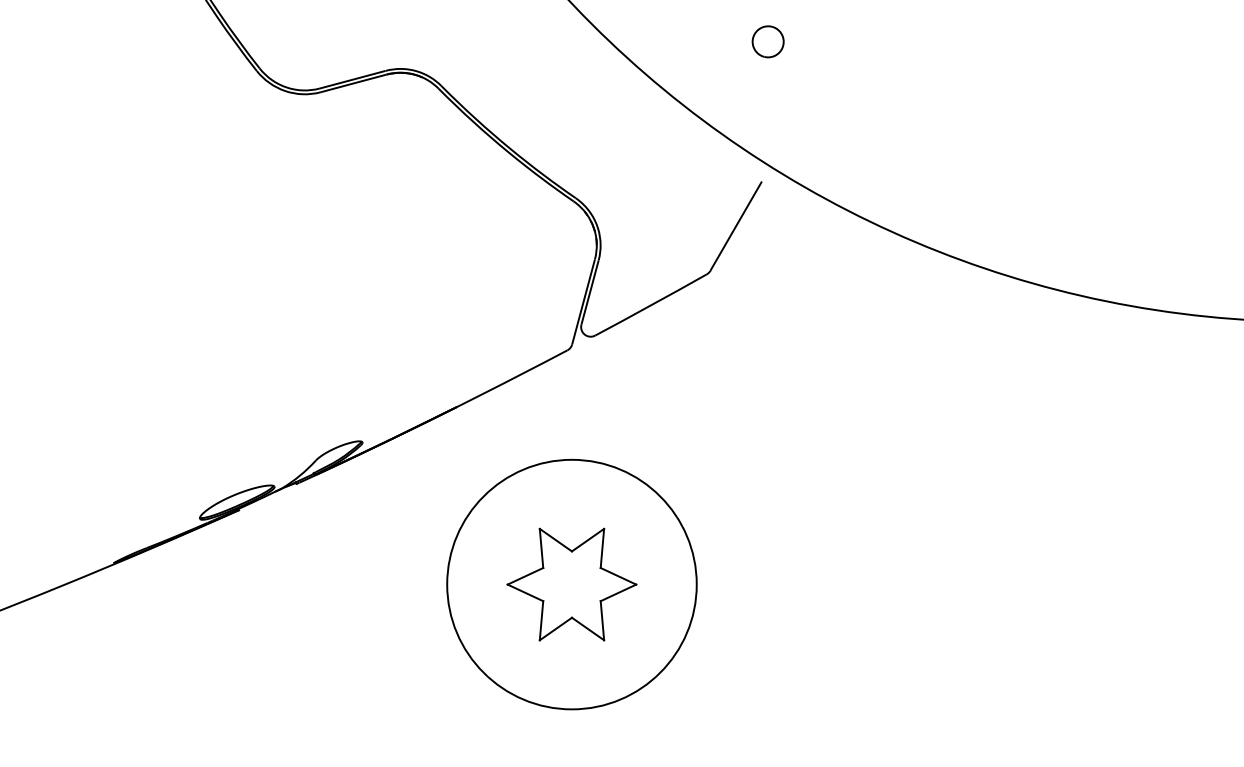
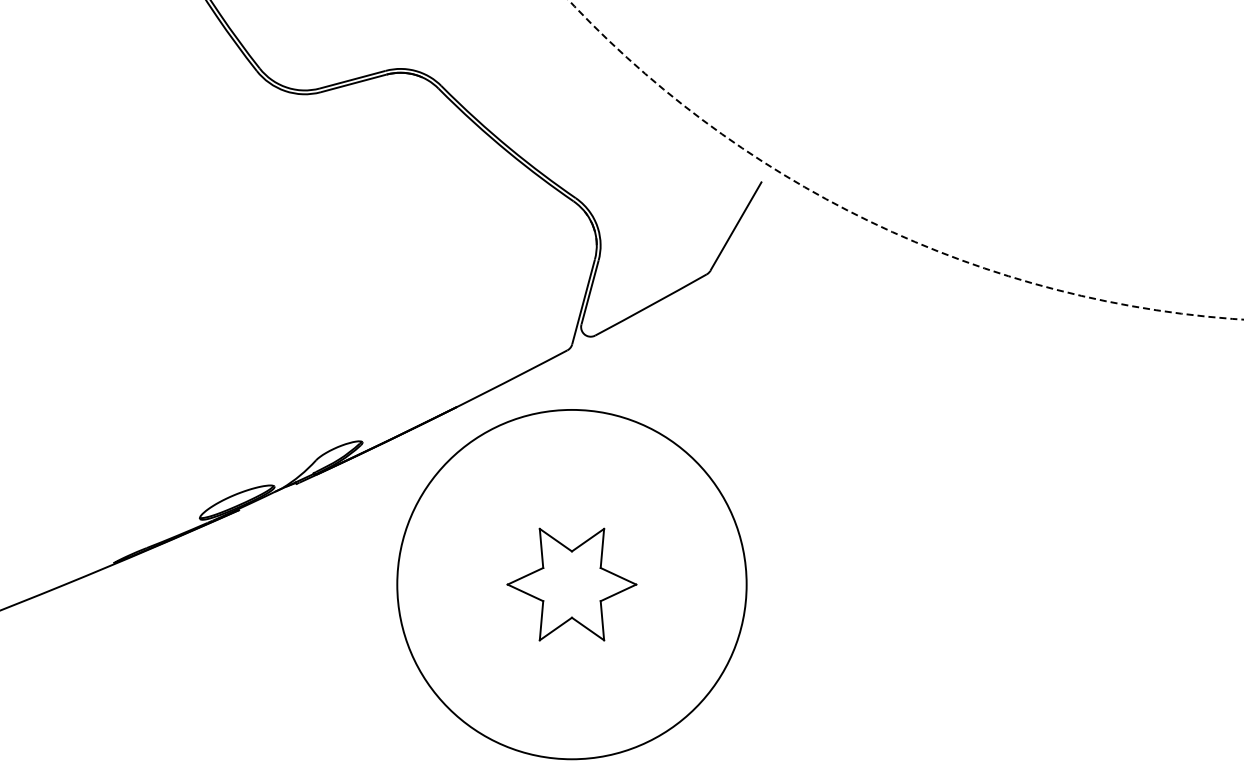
part: present -> none (767, 41)
circle: solid -> dashed (905, 159)
circle diameter: 250 px -> 349 px (571, 584)
